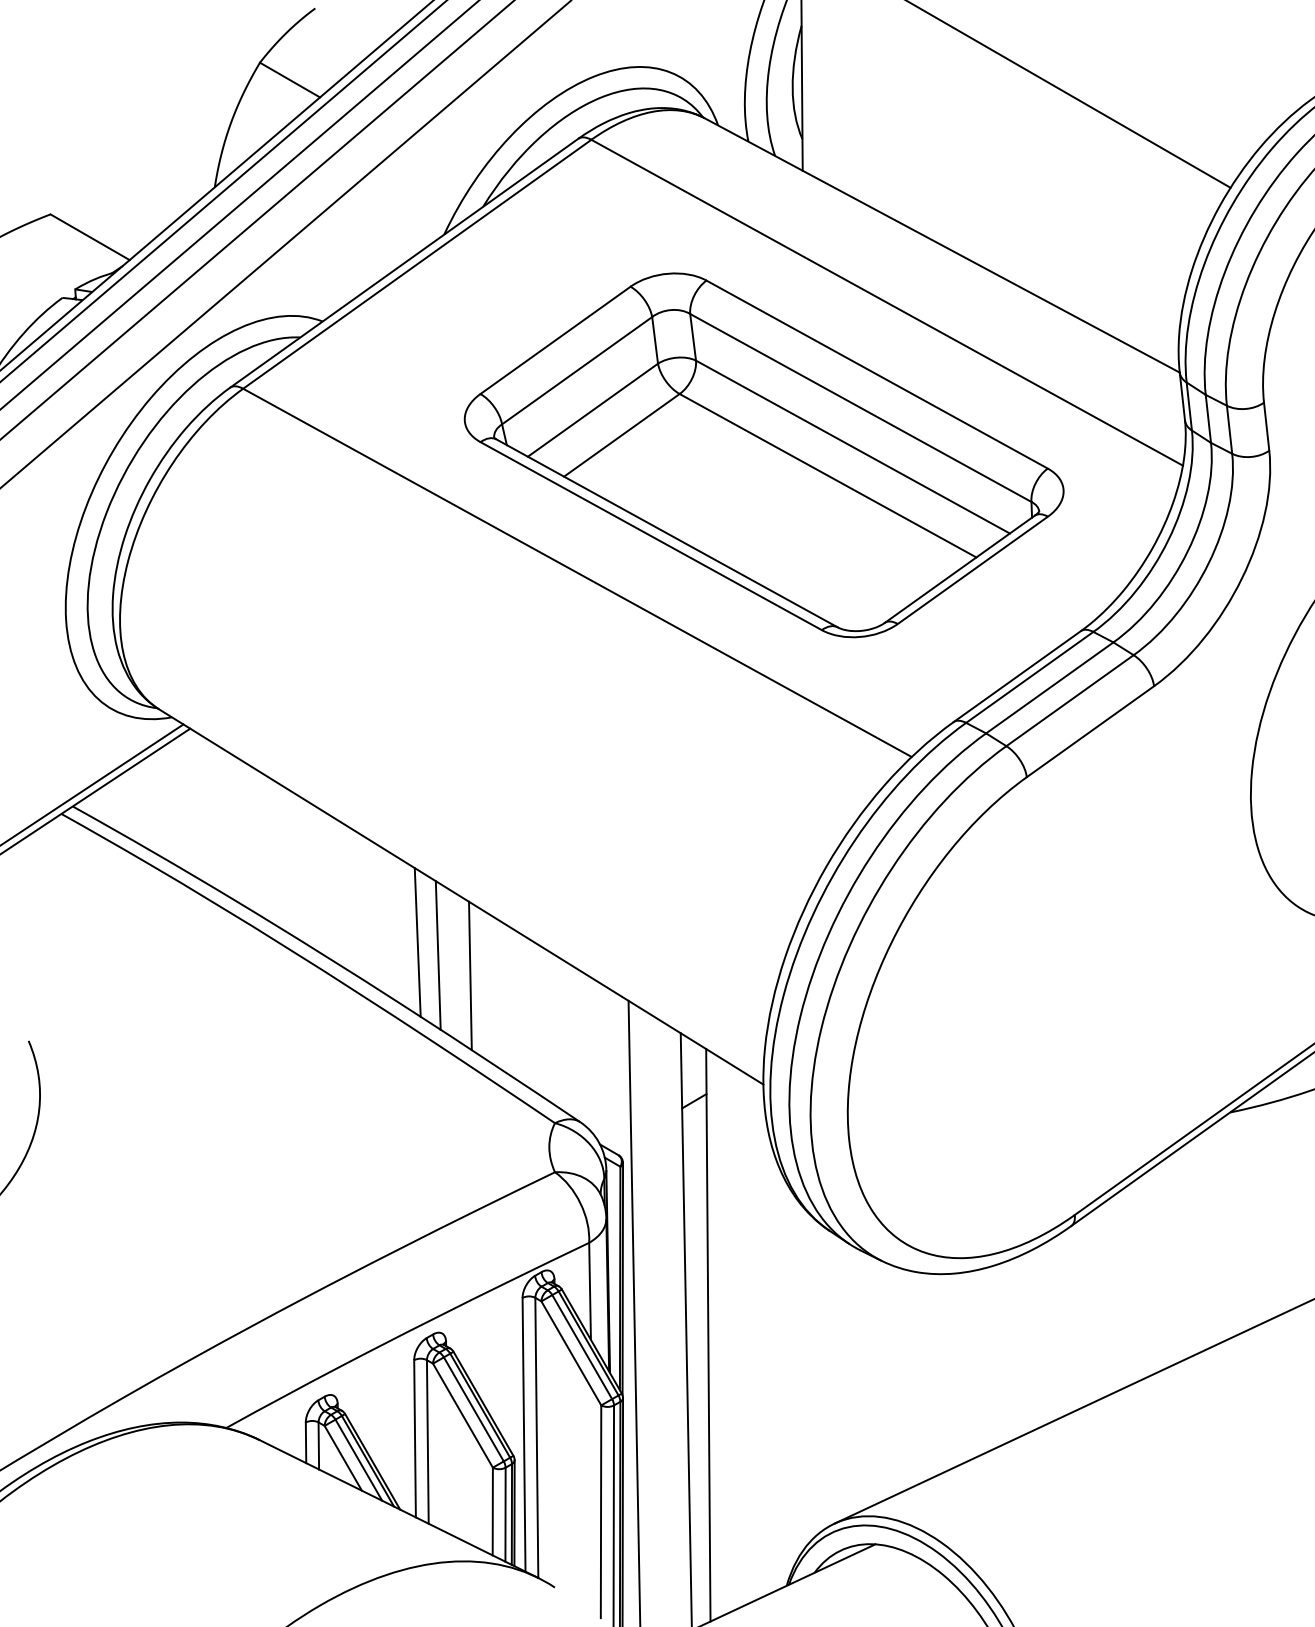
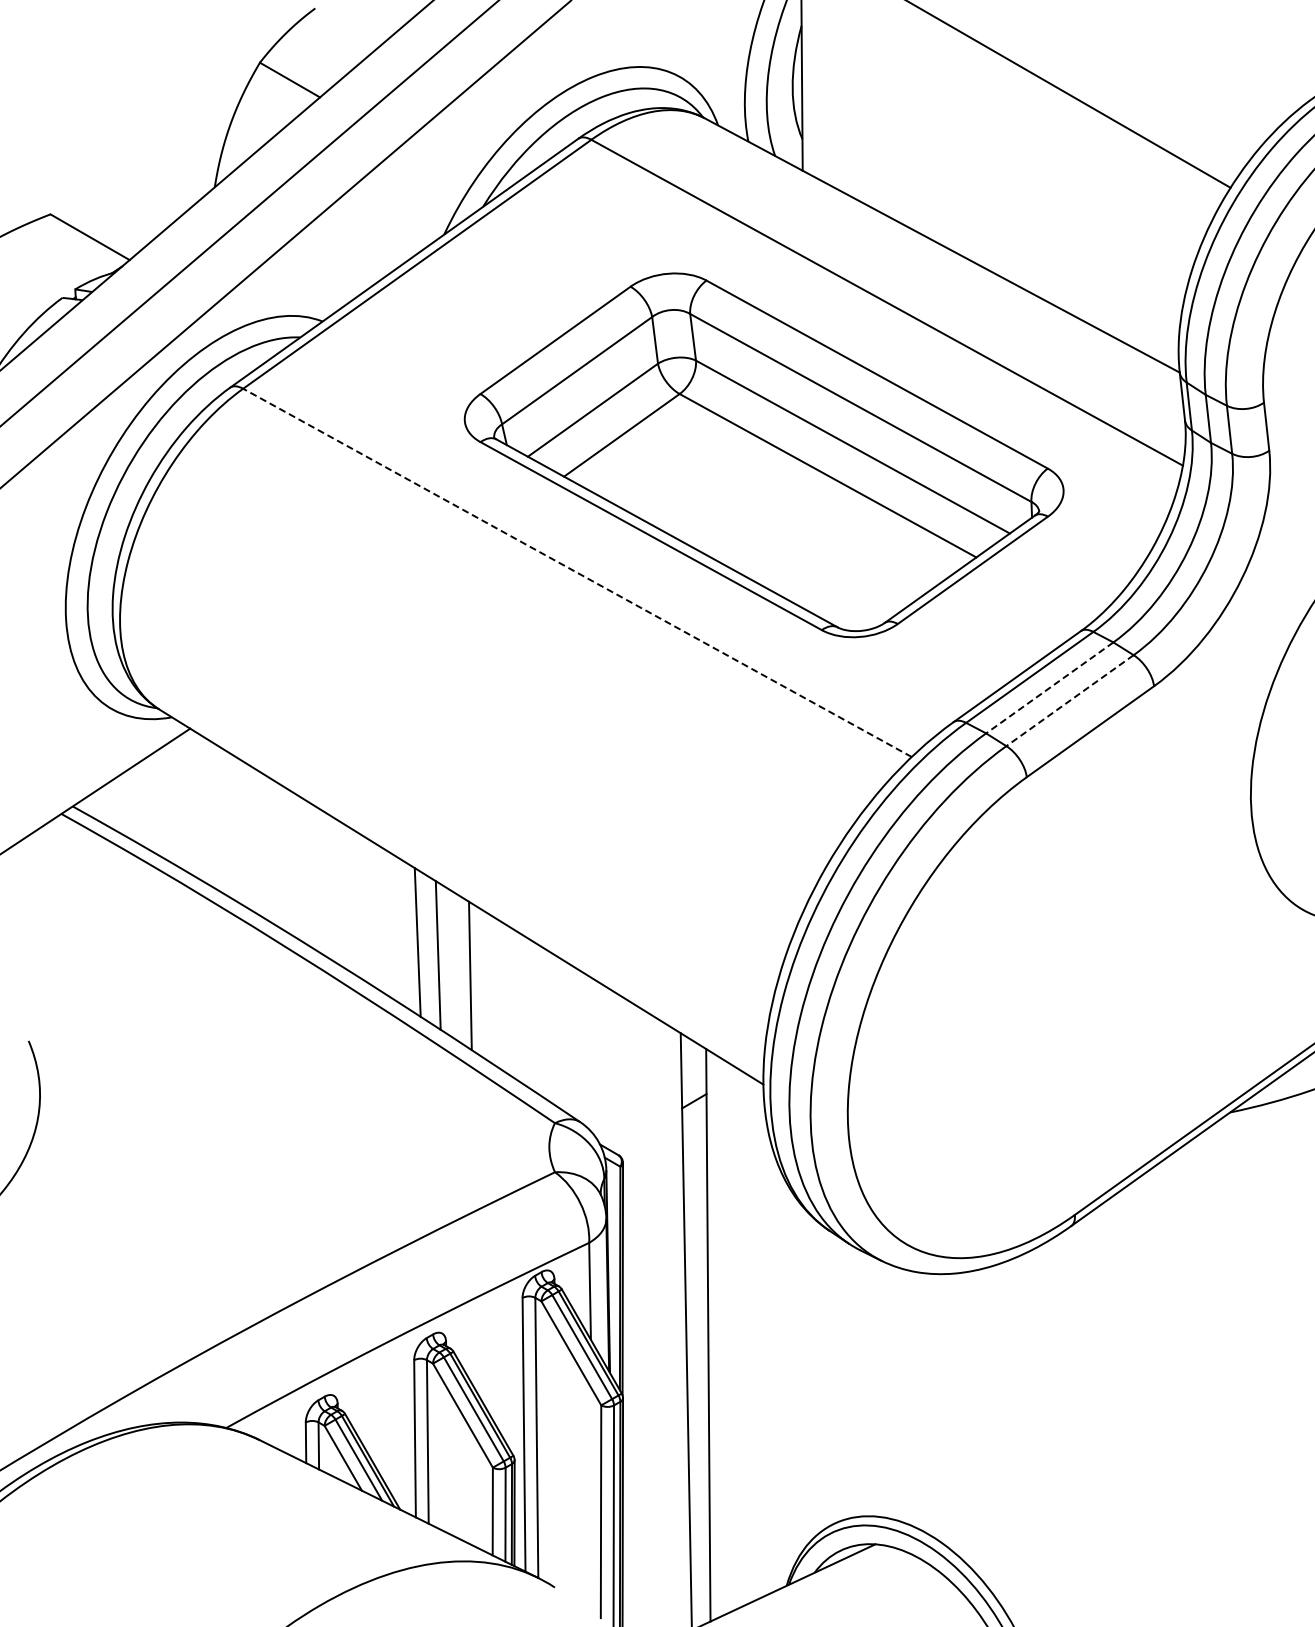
line: present -> none (223, 191)
line position: (239, 204) -> (249, 213) (249, 213)
line: present -> none (257, 220)
line: solid -> dashed (577, 572)
line: solid -> dashed (1049, 688)
line: solid -> dashed (1069, 700)
line: present -> none (92, 784)
line: present -> none (634, 1311)
line: present -> none (1072, 1411)
